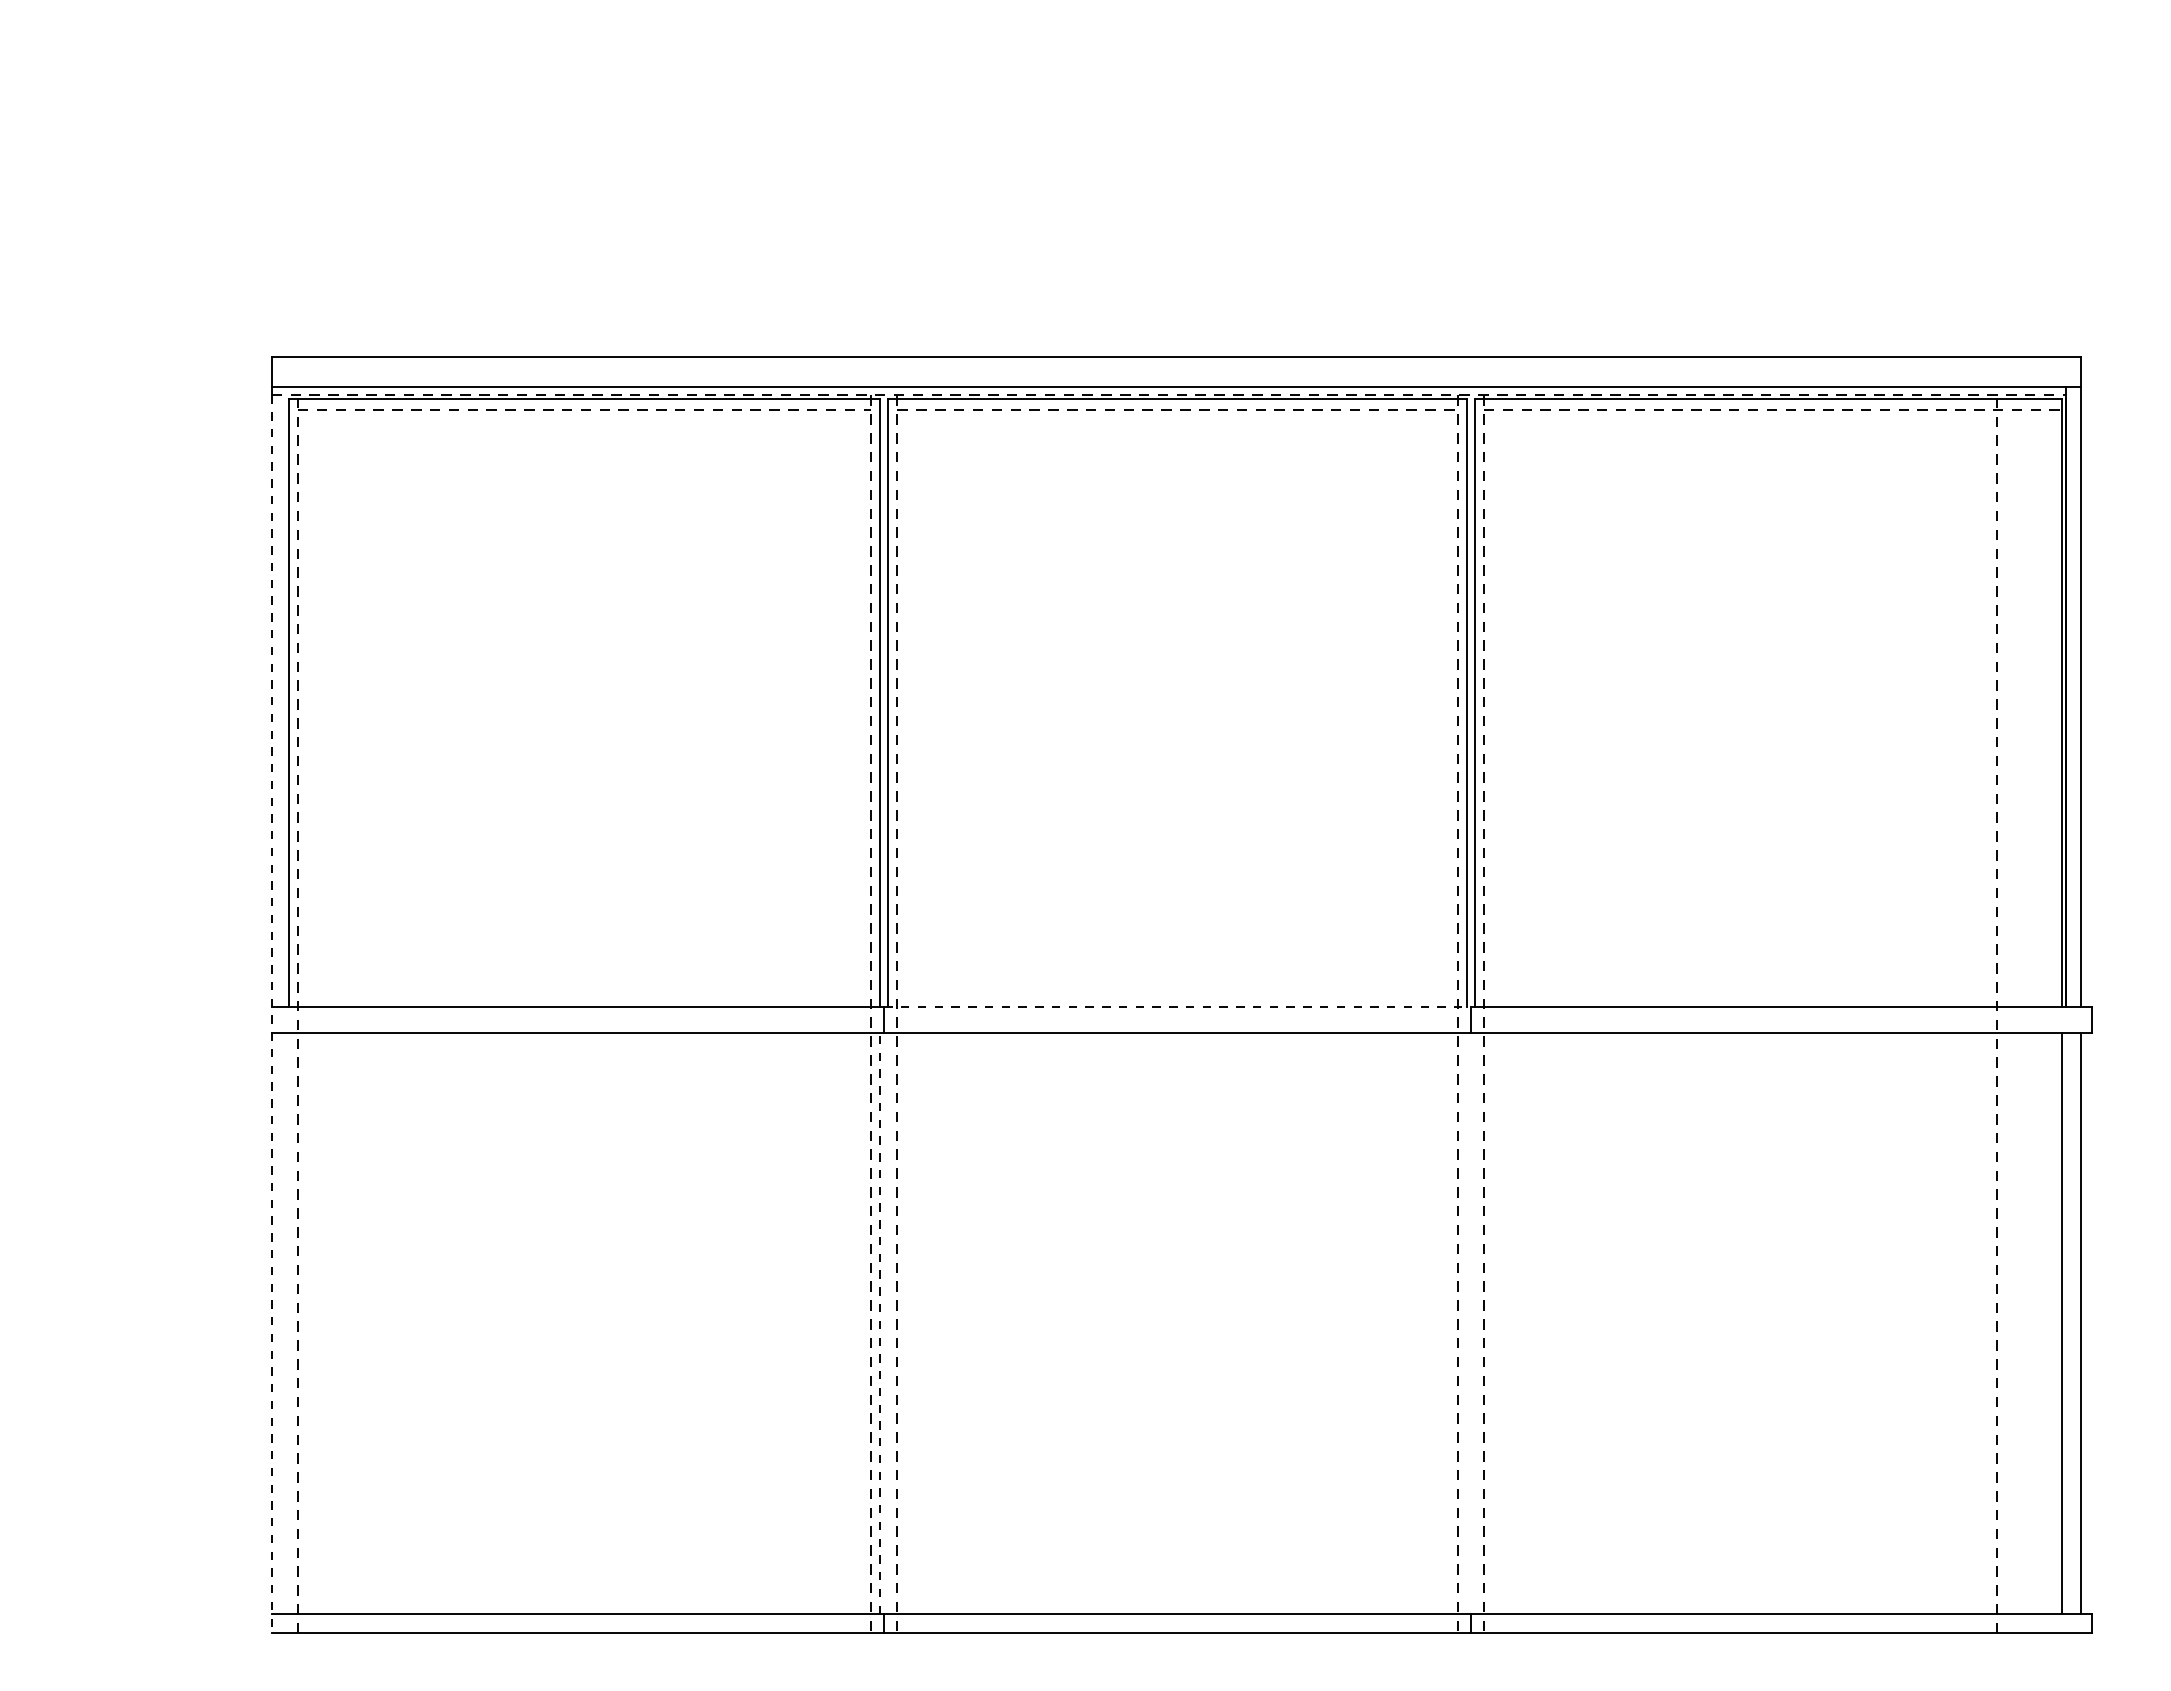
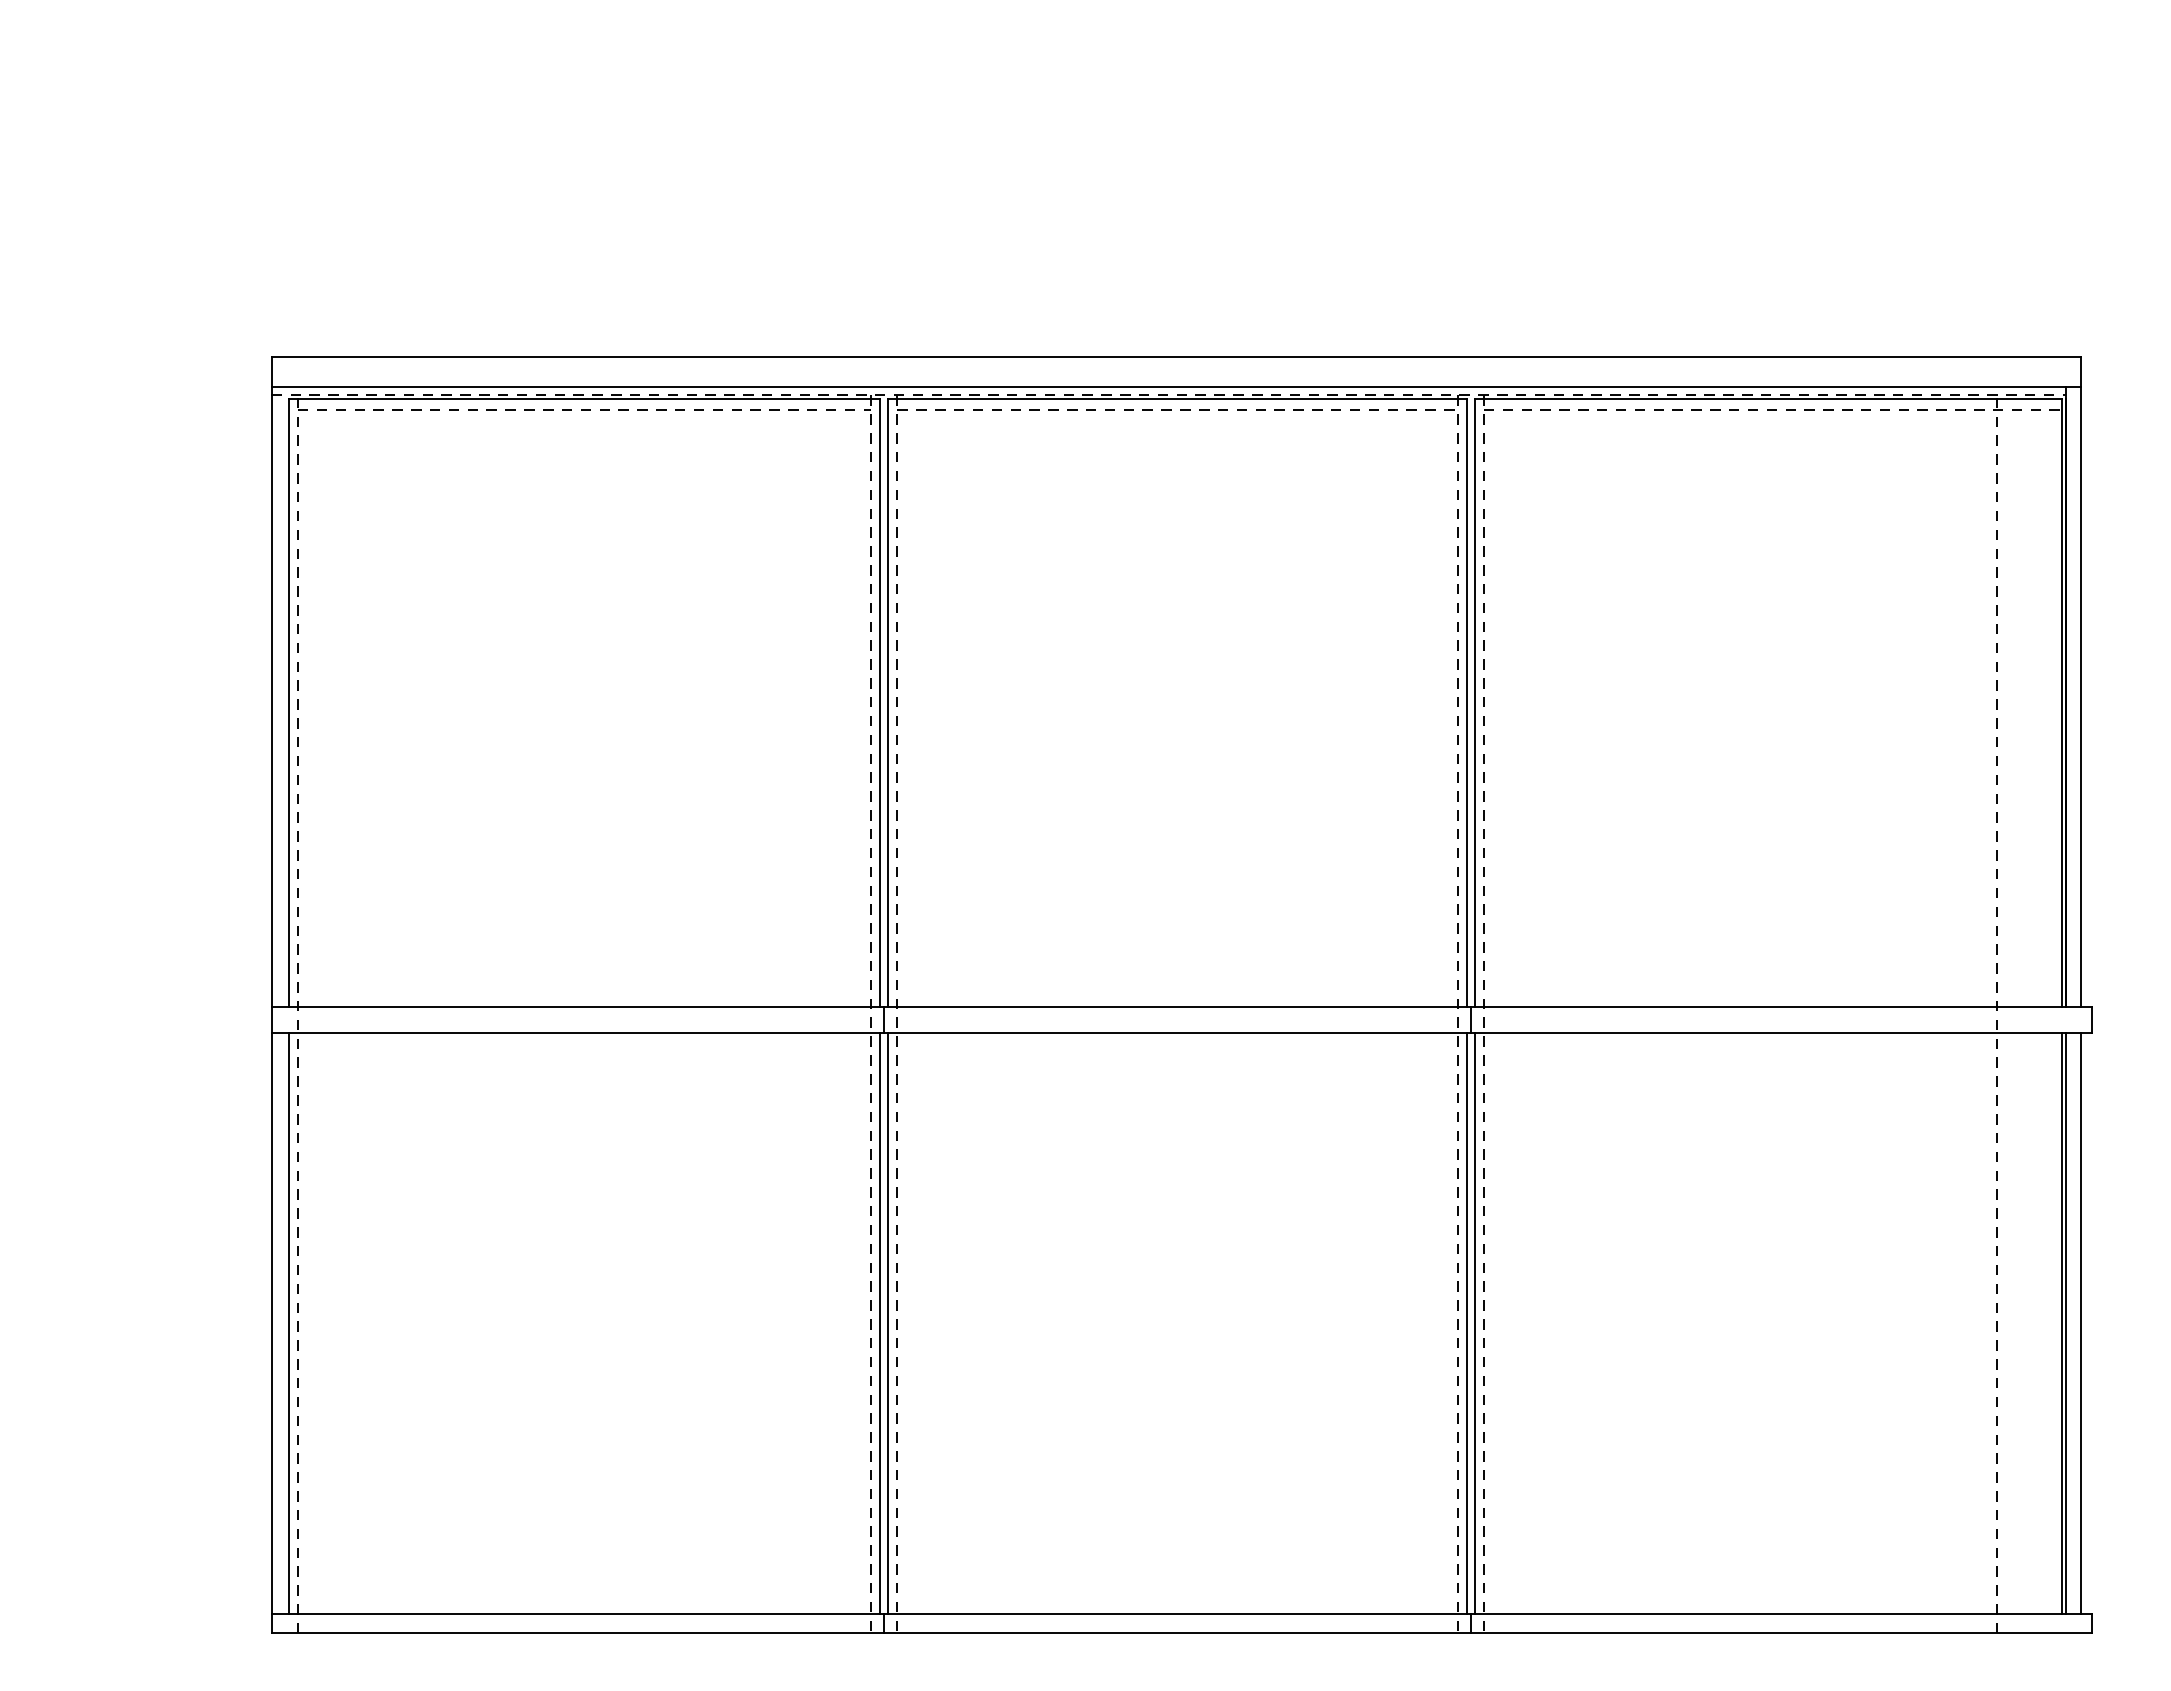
line: dashed -> solid (1178, 1006)
line: dashed -> solid (271, 1014)
line: none -> present (288, 1323)
line: dashed -> solid (880, 1323)
line: none -> present (888, 1323)
line: none -> present (1466, 1323)
line: none -> present (1474, 1323)
line: none -> present (2065, 1323)
